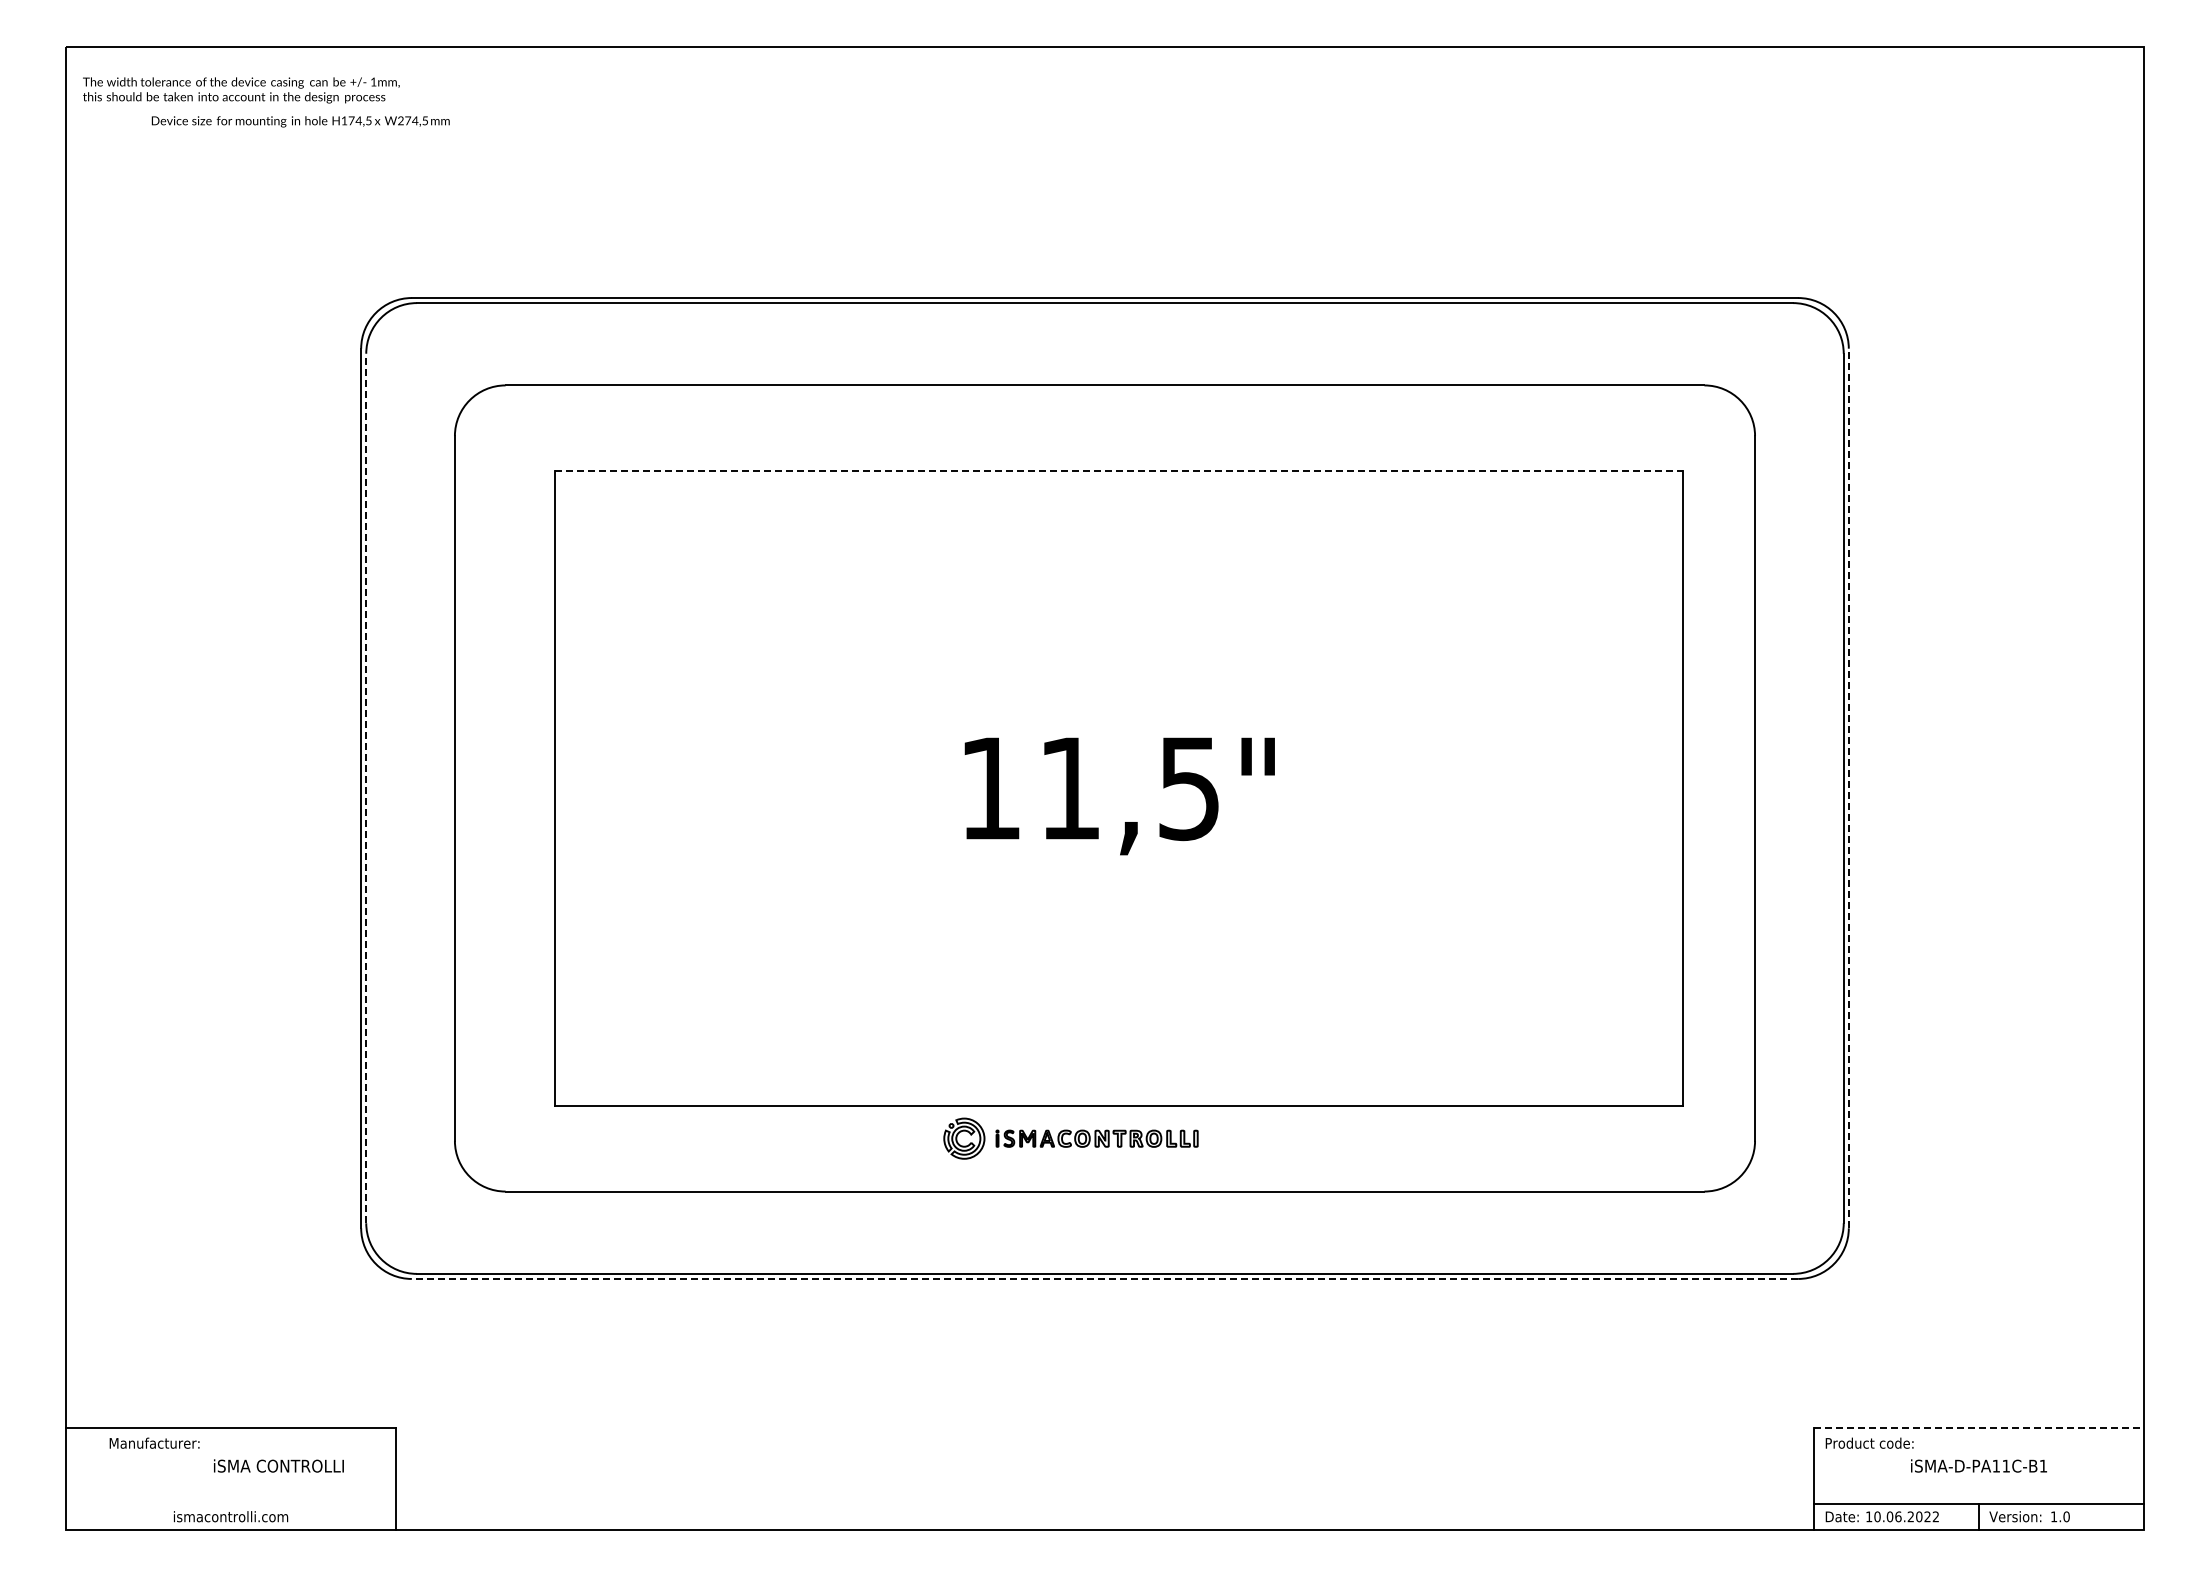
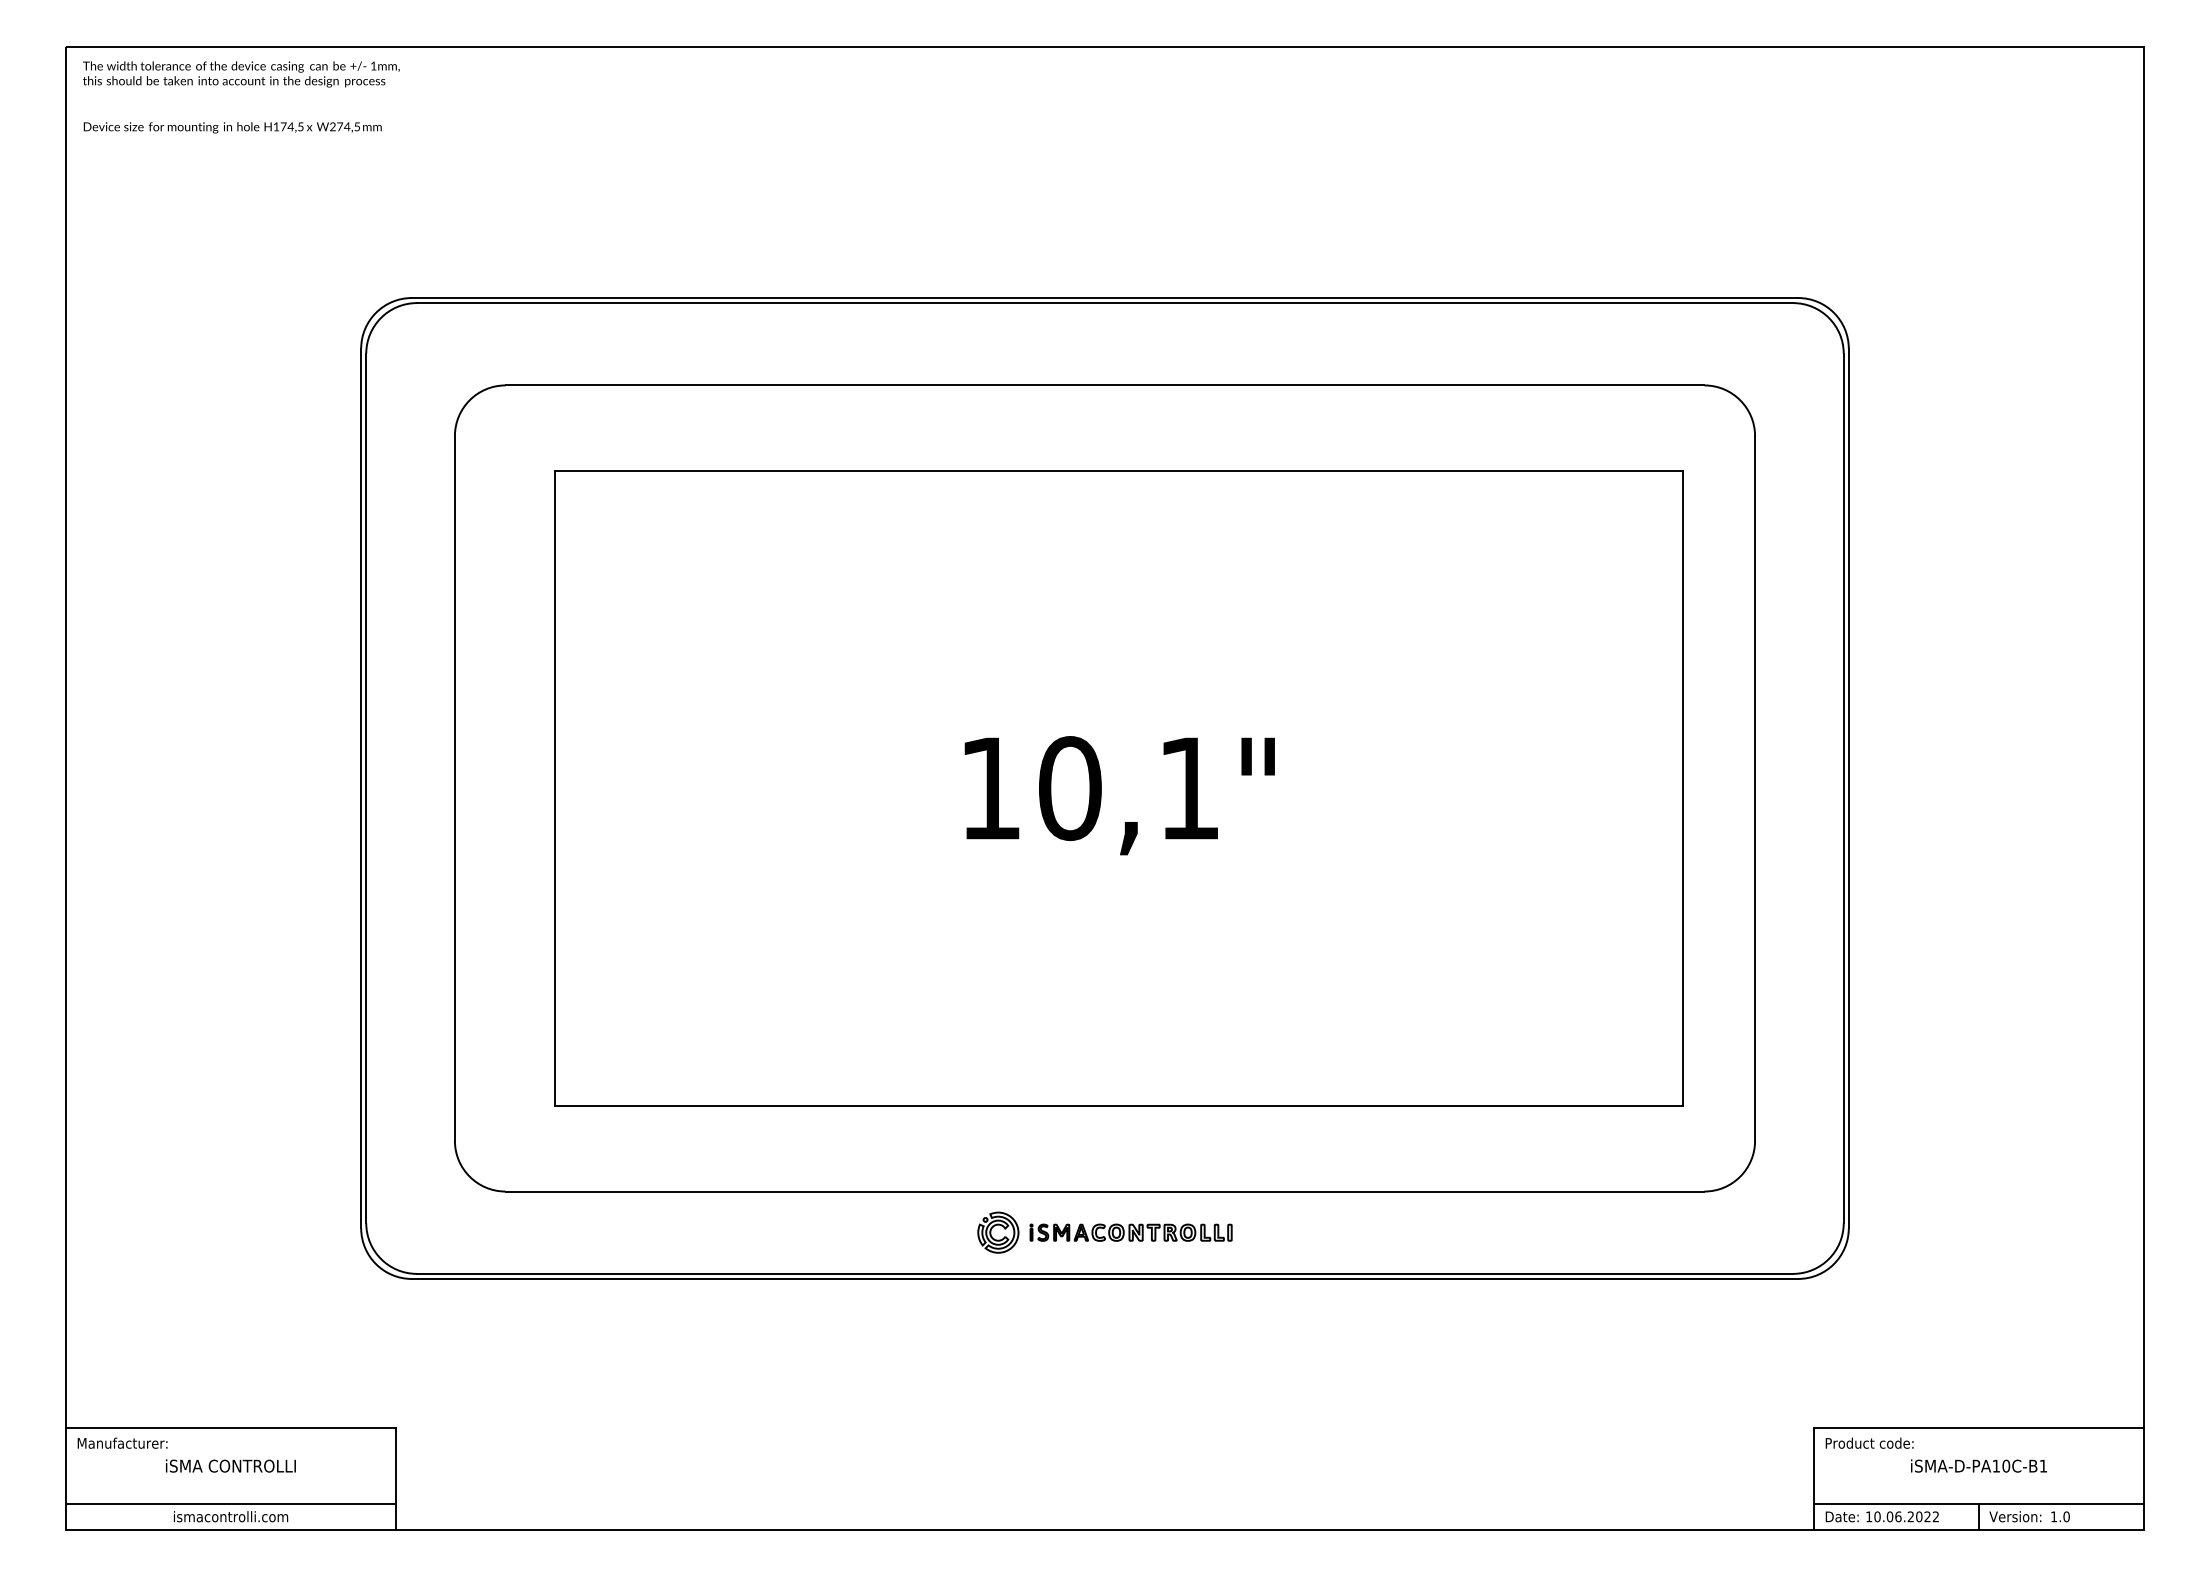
text position: (241, 90) -> (241, 74) (241, 74)
text position: (300, 121) -> (232, 127) (232, 127)
line: dashed -> solid (1119, 471)
line: dashed -> solid (366, 788)
text: 11,5" -> 10,1" (1128, 788)
line: dashed -> solid (1848, 788)
part position: (1070, 1138) -> (1104, 1232) (1104, 1232)
line: dashed -> solid (1104, 1278)
line: dashed -> solid (1979, 1428)
text position: (154, 1442) -> (122, 1442) (122, 1442)
text position: (278, 1465) -> (230, 1465) (230, 1465)
text: iSMA-D-PA11C-B1 -> iSMA-D-PA10C-B1 (2006, 1465)
line: none -> present (230, 1504)
